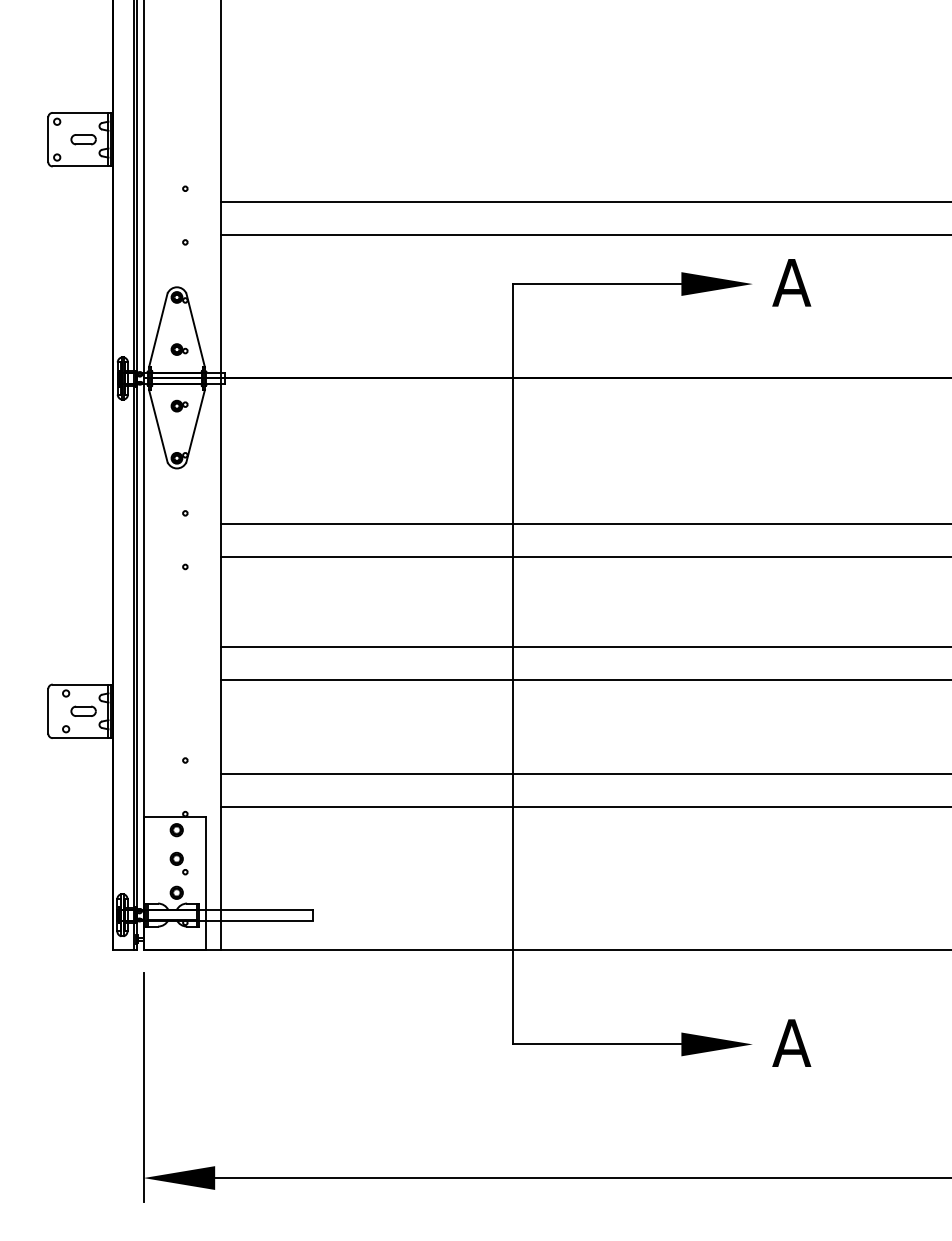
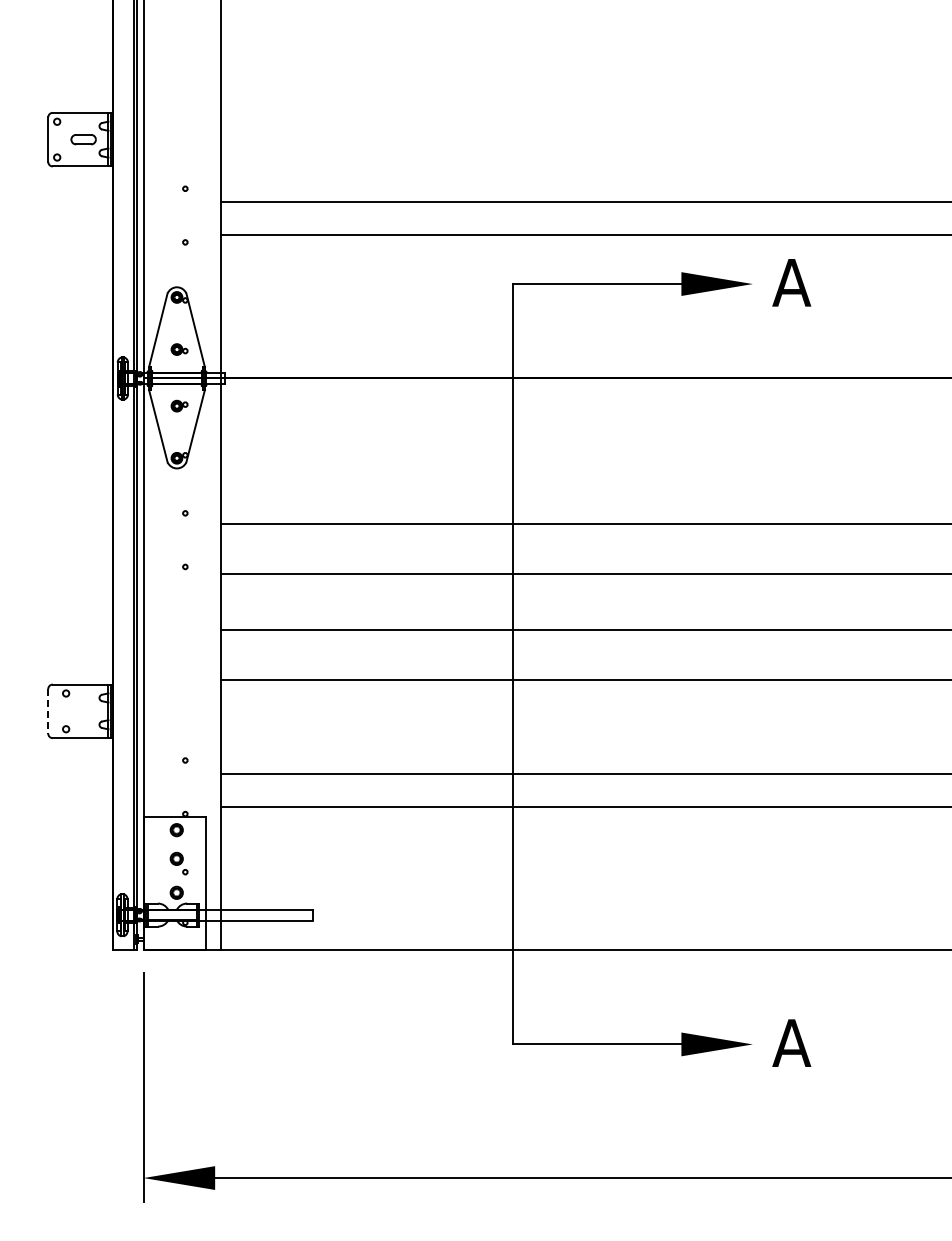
line position: (584, 556) -> (584, 573) (584, 573)
line position: (584, 647) -> (584, 630) (584, 630)
part: present -> none (83, 710)
line: solid -> dashed (48, 711)
